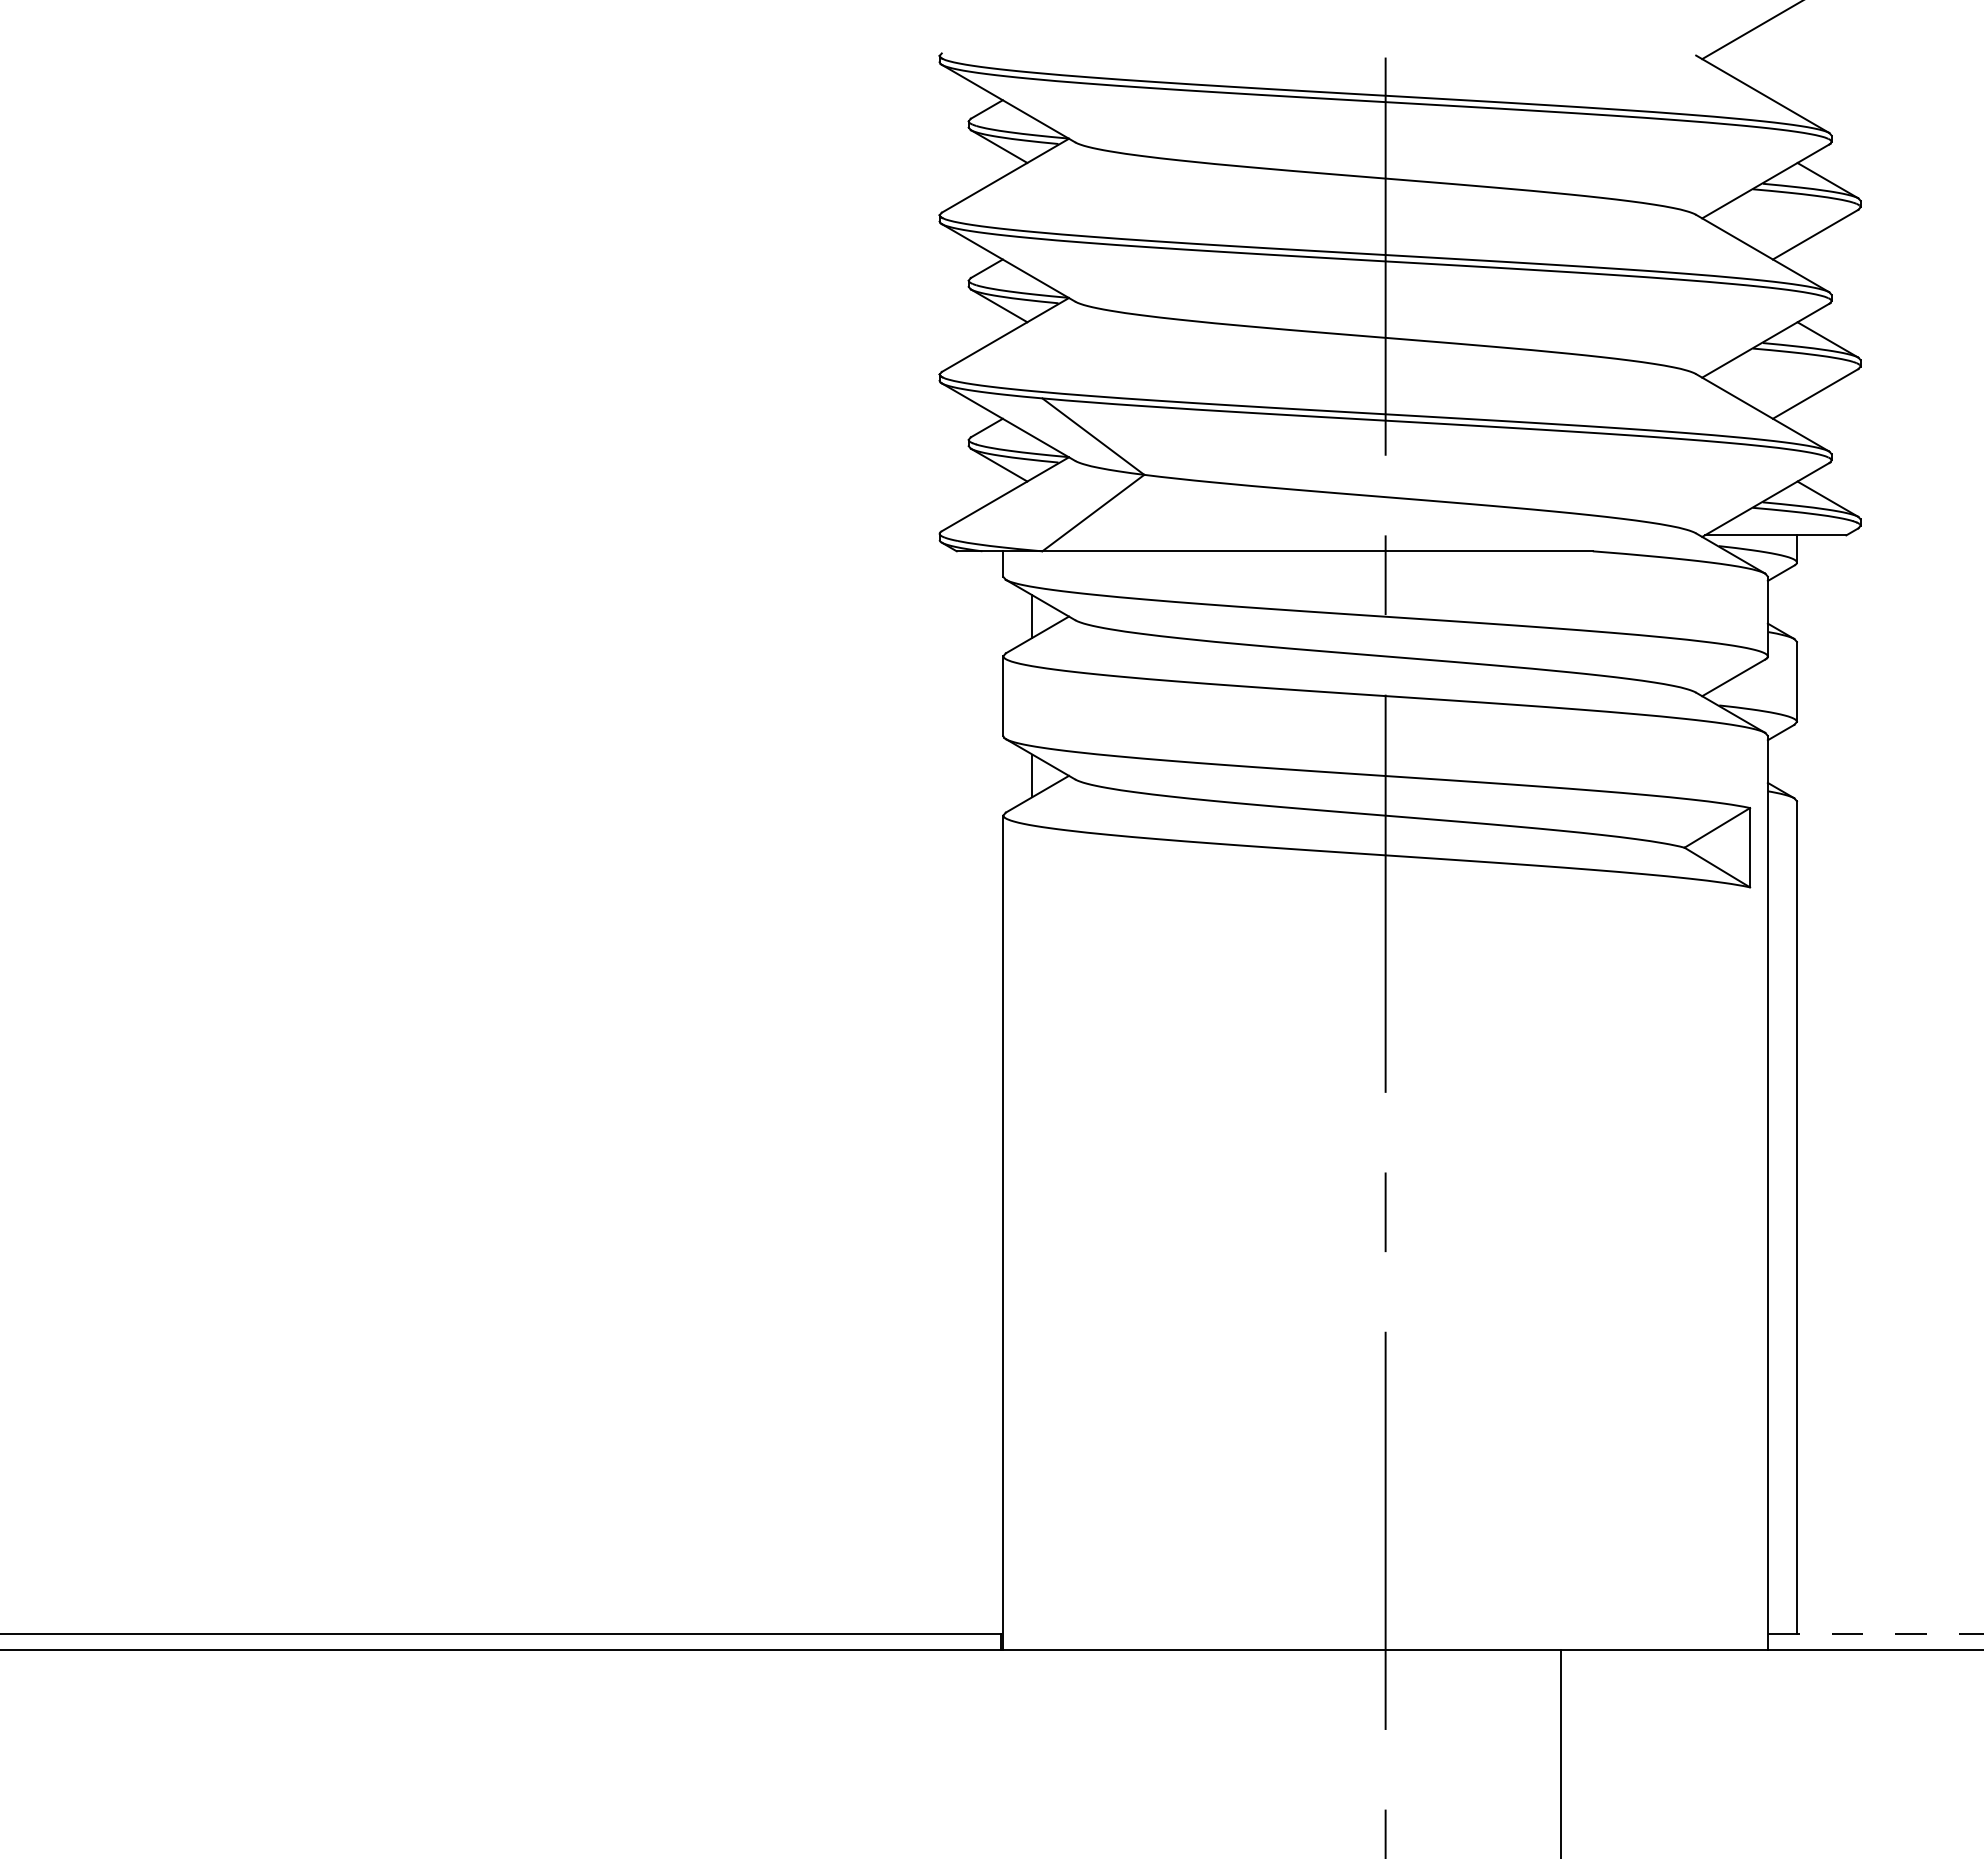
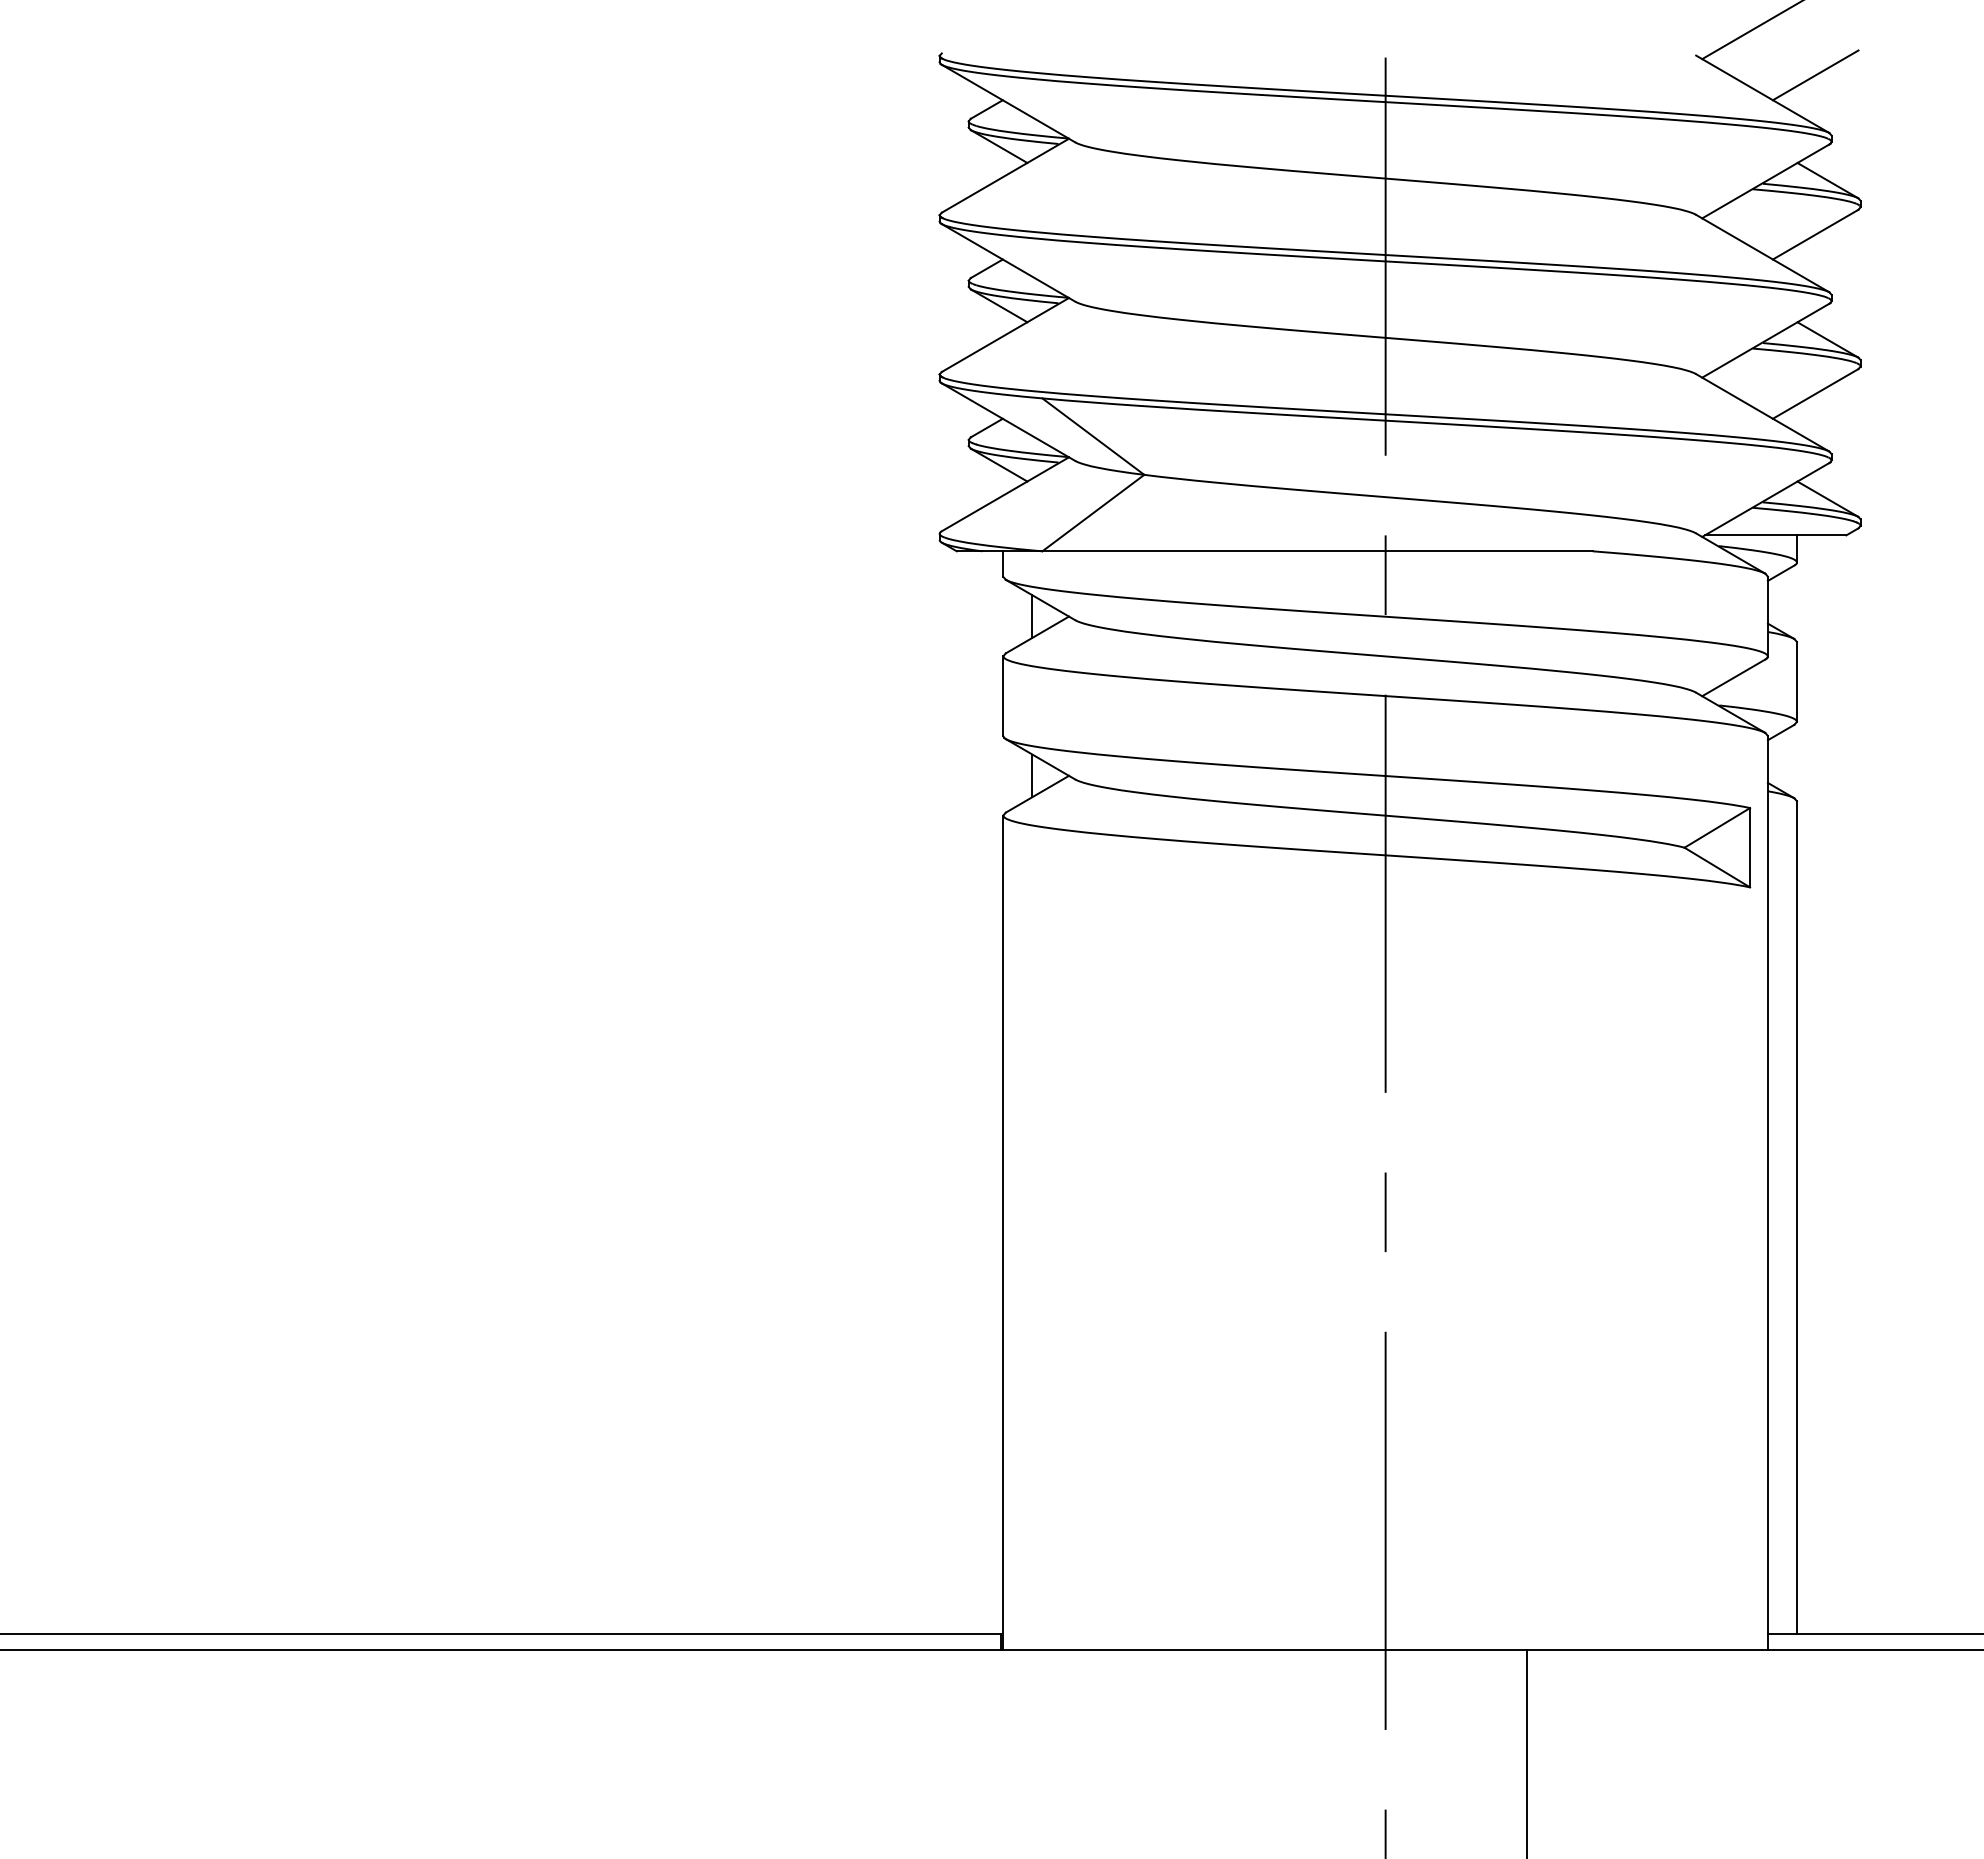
line: none -> present (1815, 75)
line: dashed -> solid (1875, 1634)
line position: (1560, 1752) -> (1526, 1752) (1526, 1752)
